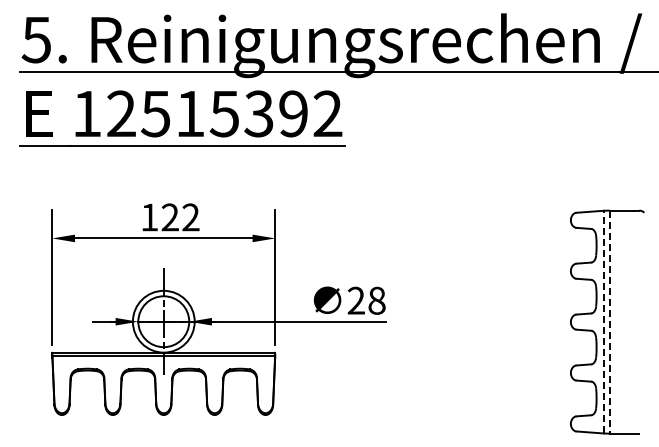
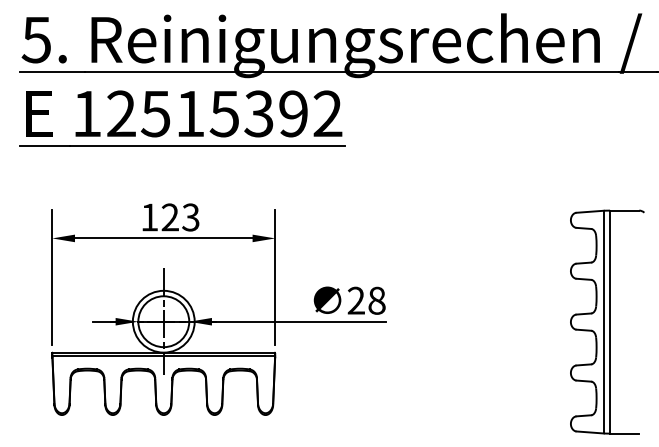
text: 122 -> 123 (190, 217)
line: dashed -> solid (603, 321)
line: dashed -> solid (610, 322)
